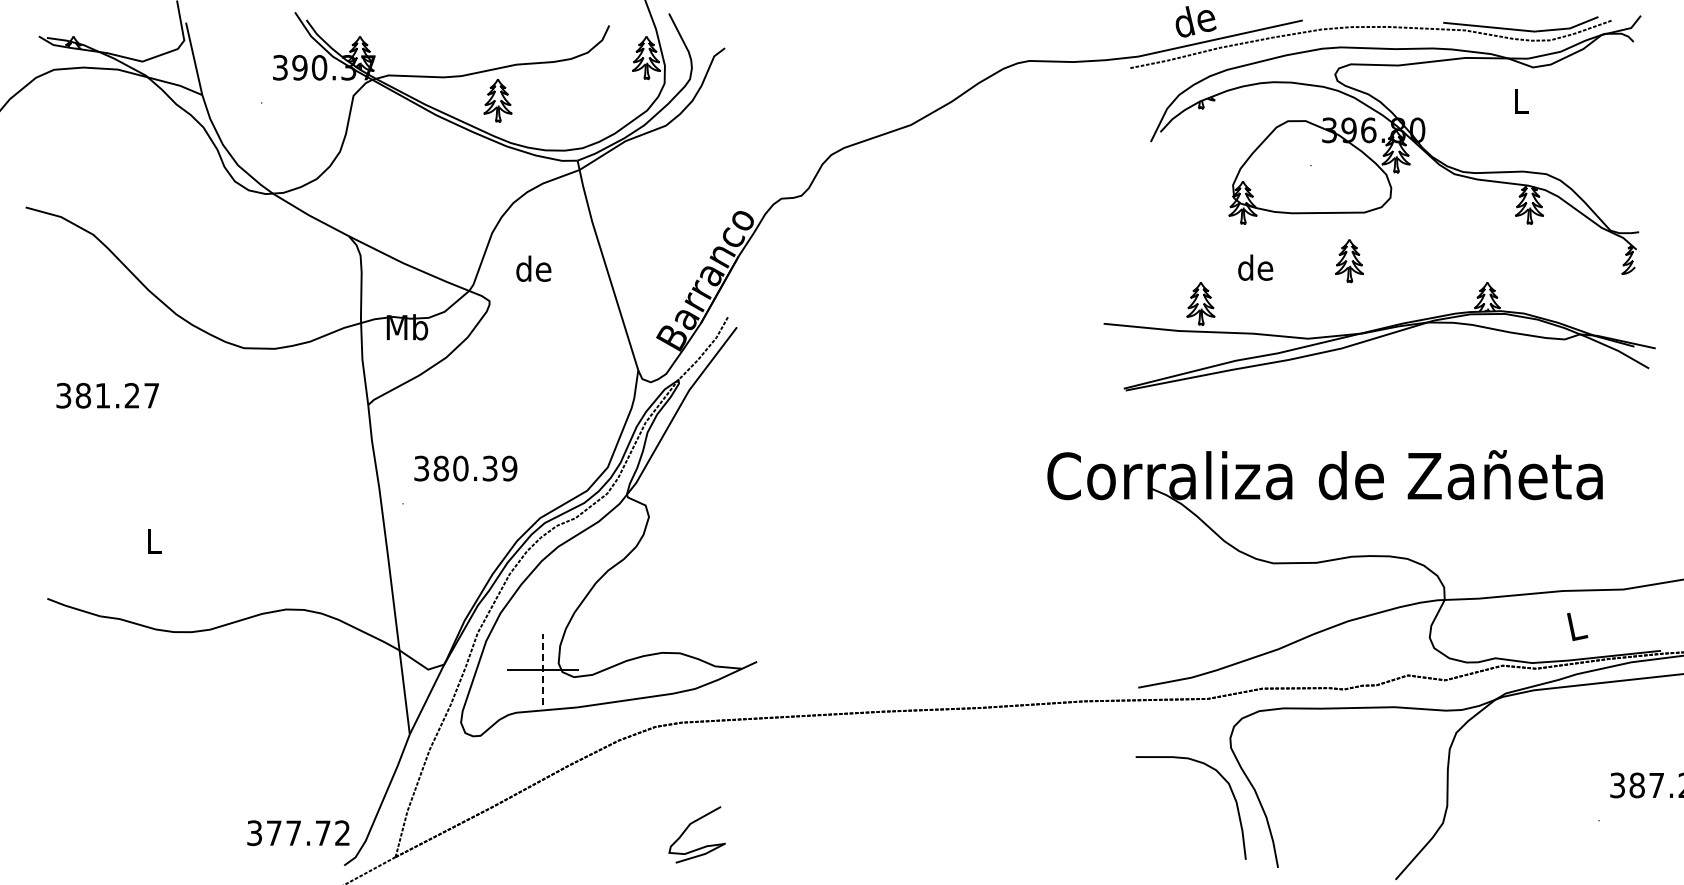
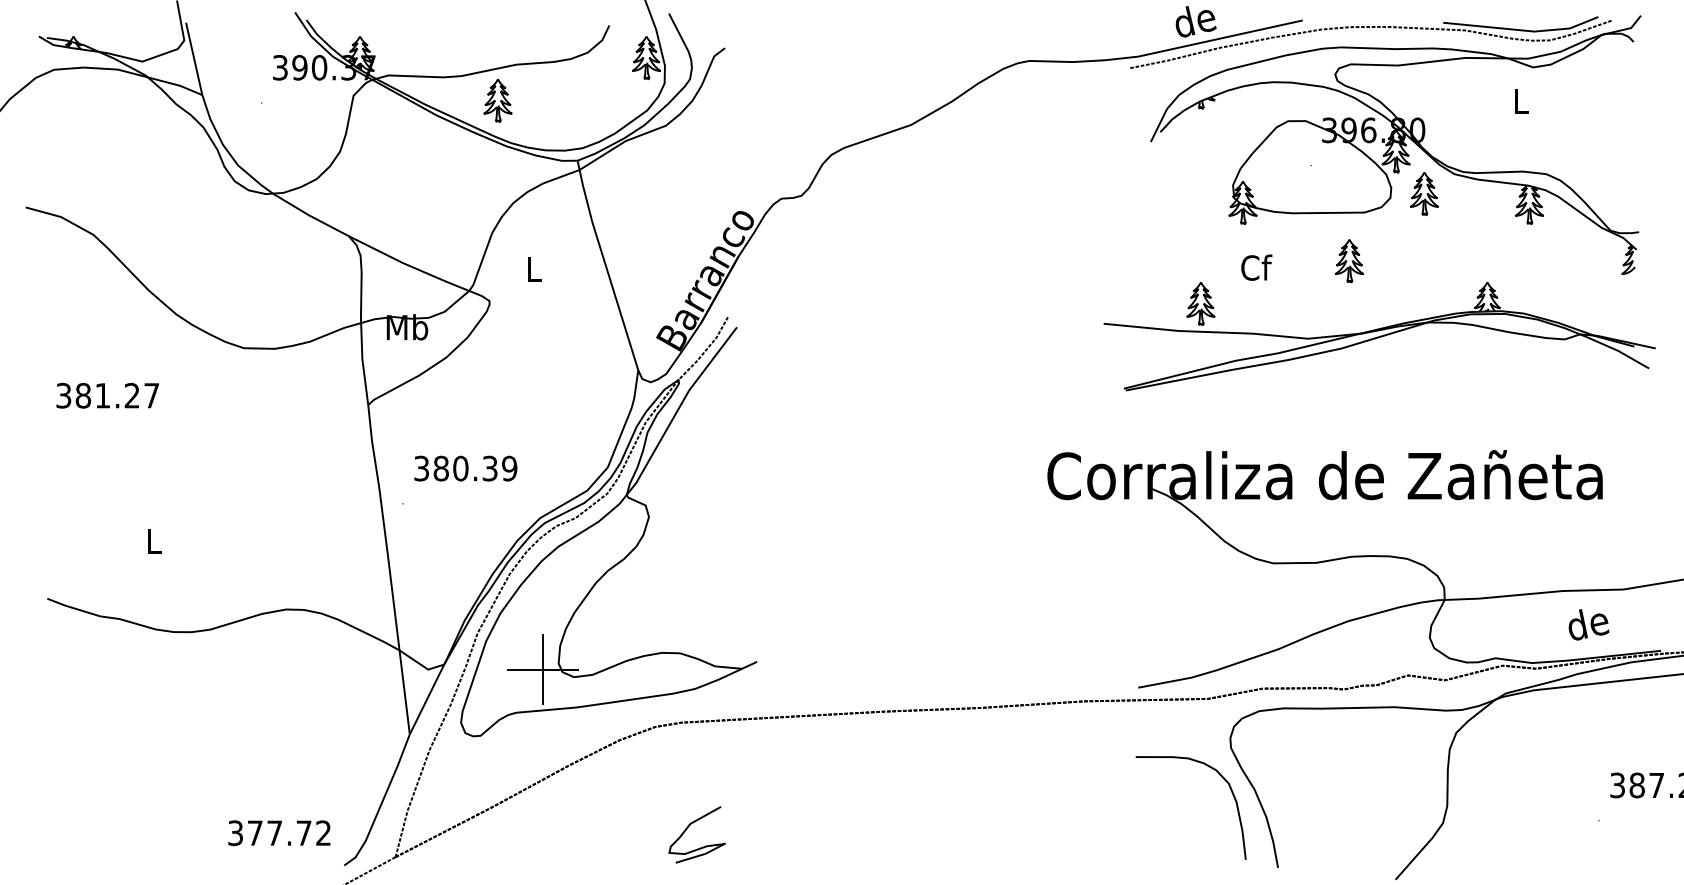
part: none -> present (1424, 193)
text: de -> Cf (1255, 267)
text: de -> L (533, 268)
text: L -> de (1588, 625)
line: dashed -> solid (542, 669)
text position: (298, 833) -> (279, 833) (279, 833)
